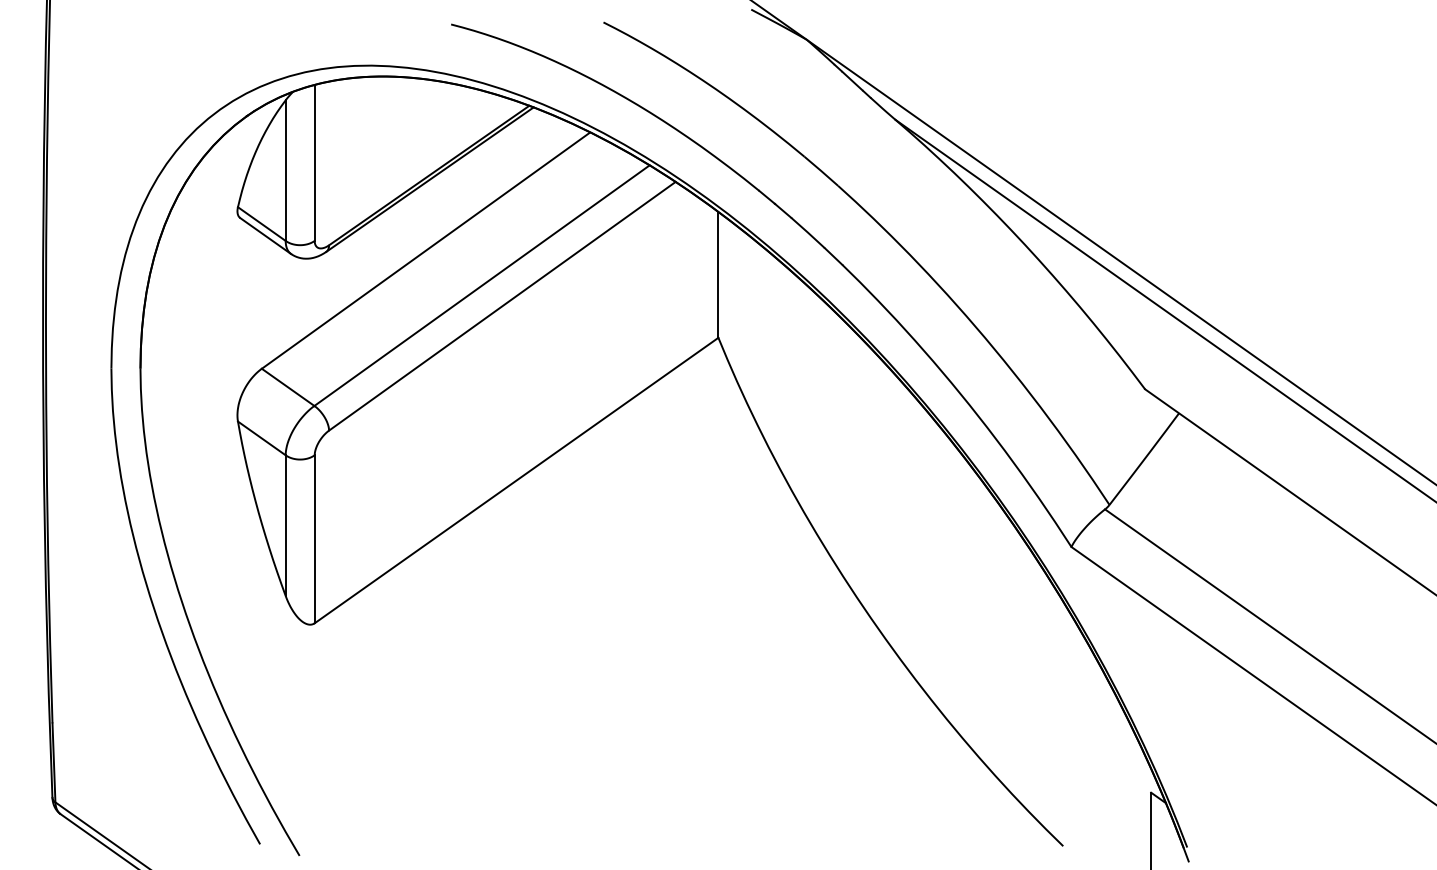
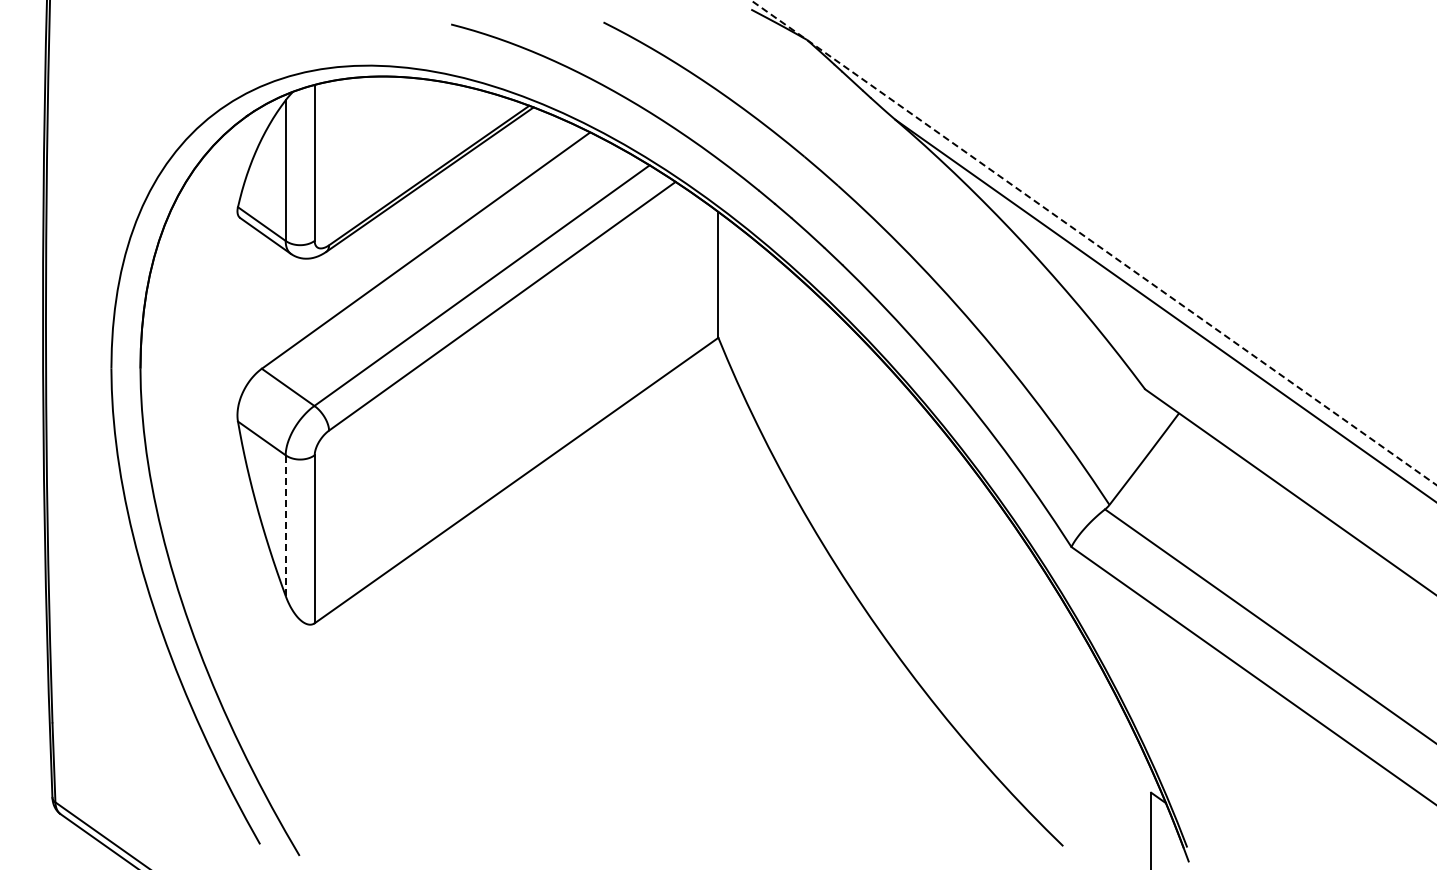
line: solid -> dashed (1093, 242)
line: solid -> dashed (285, 525)
